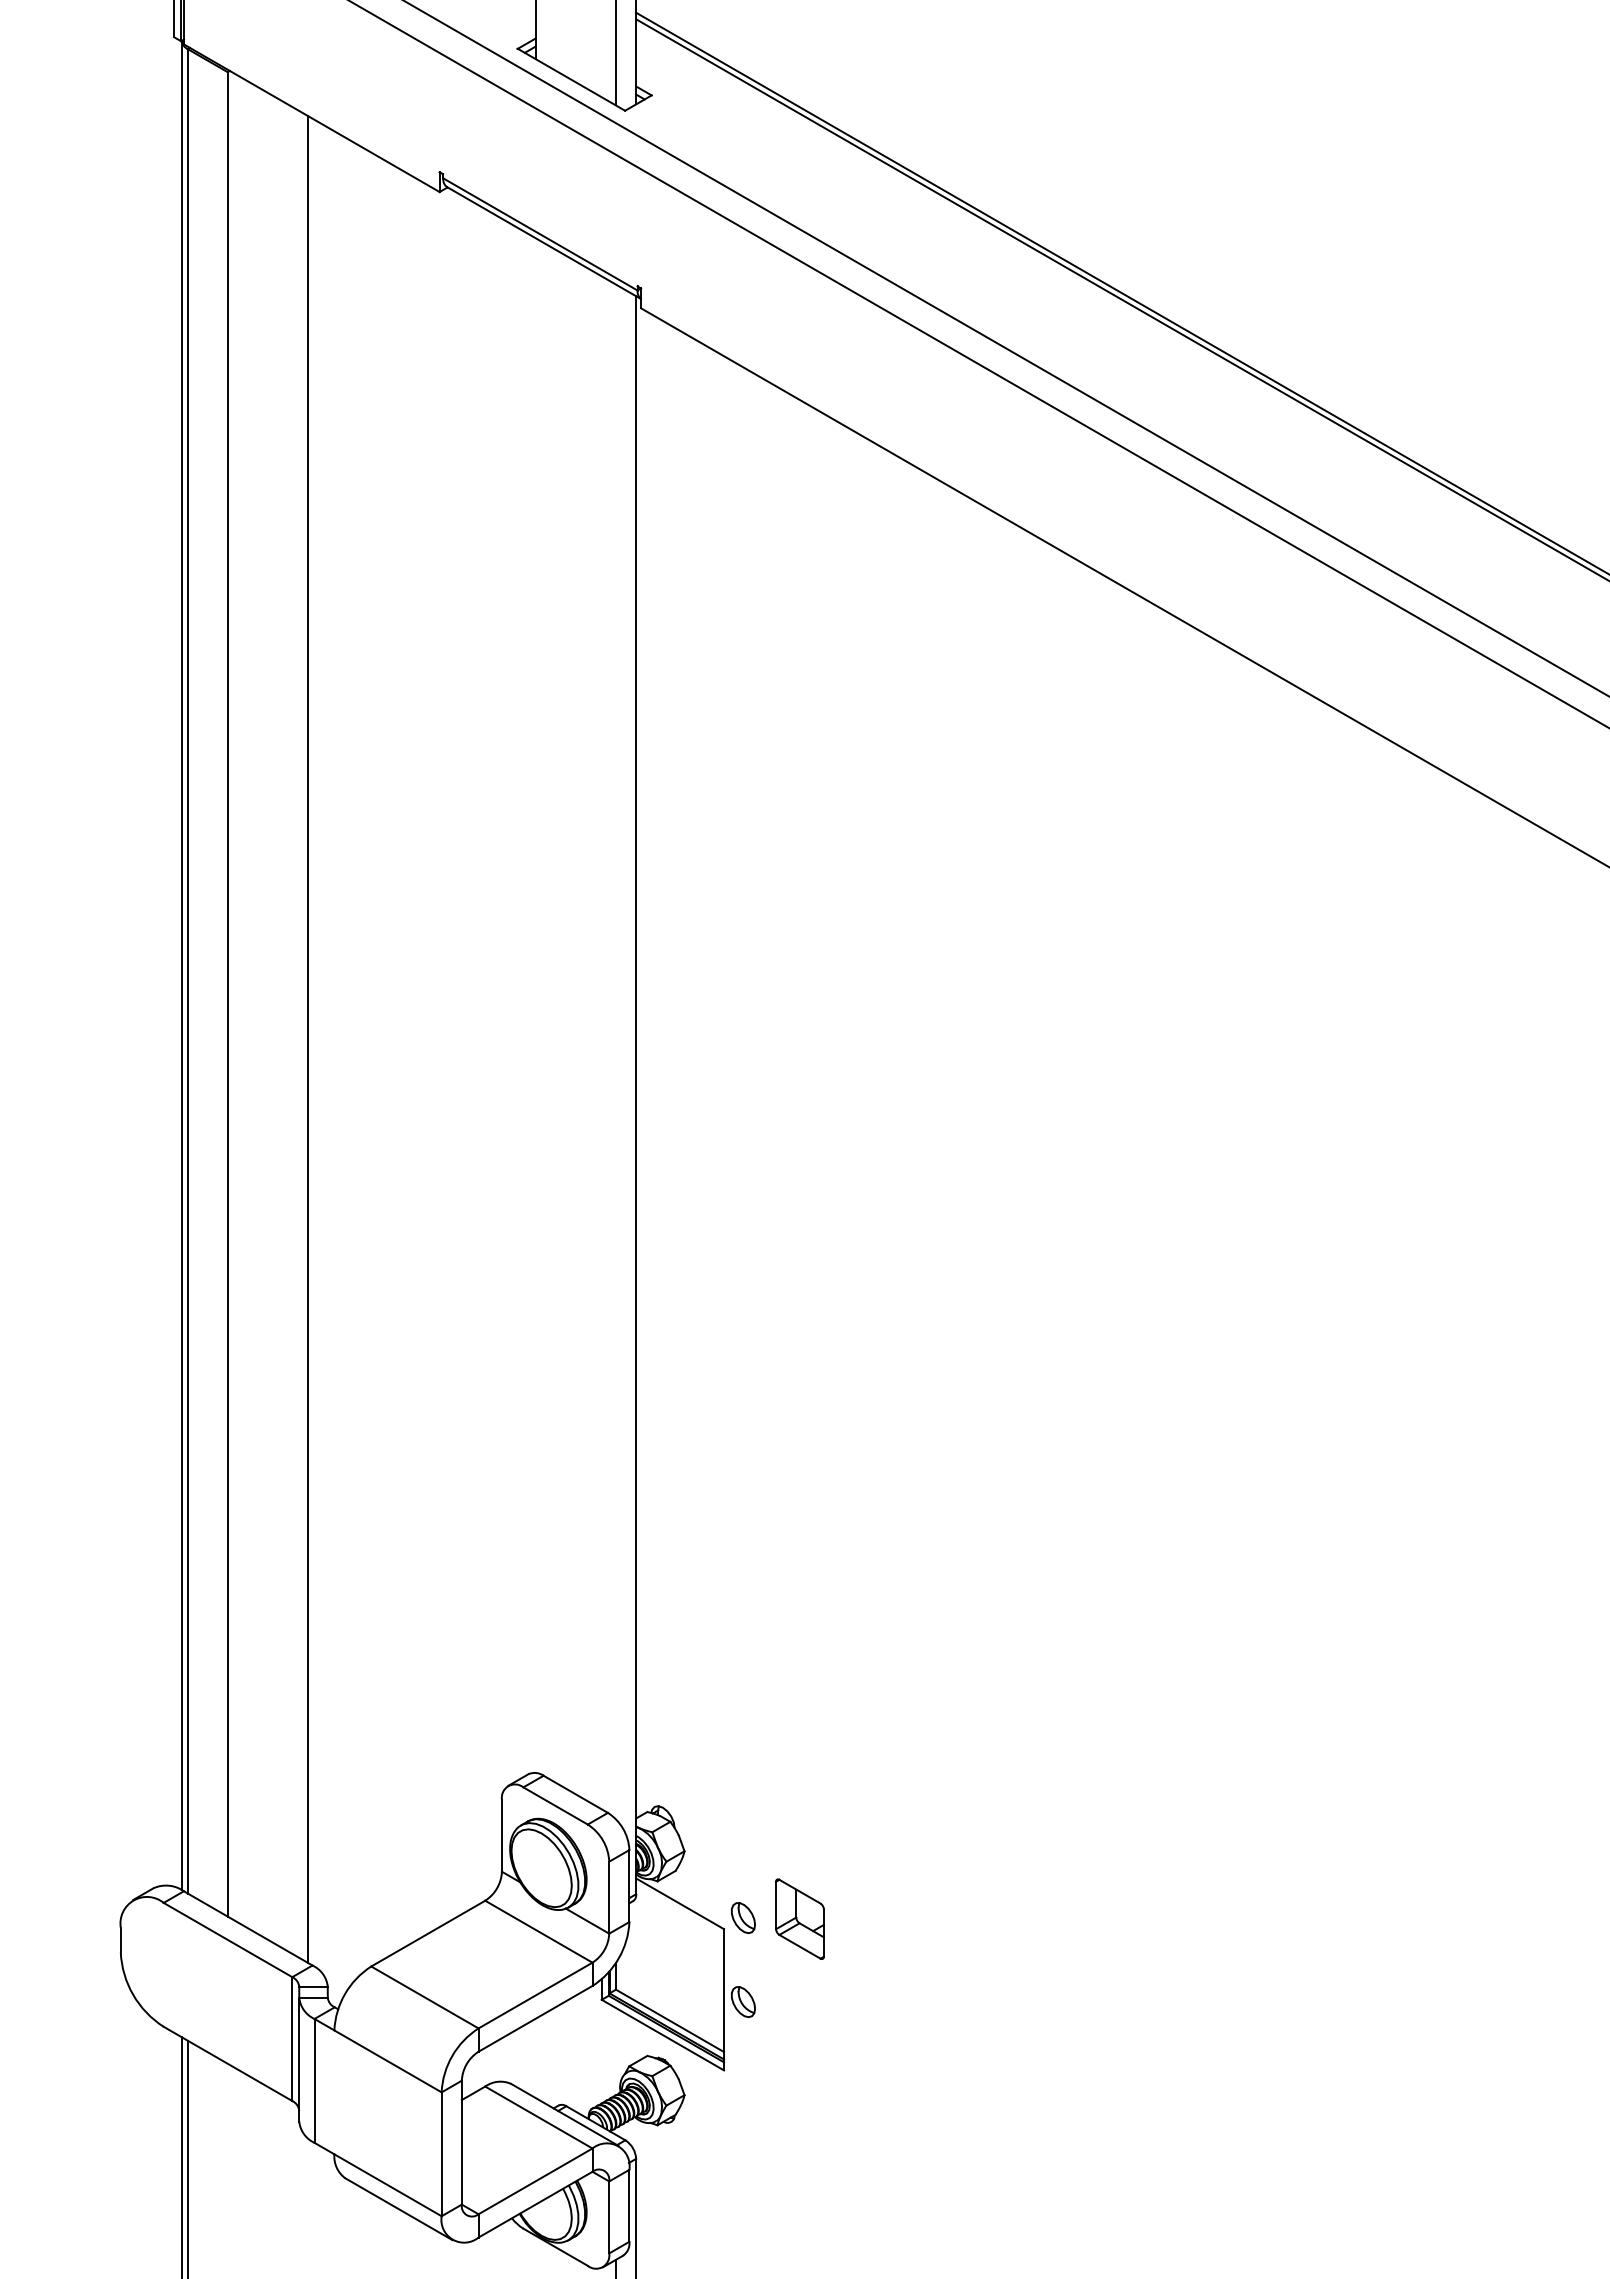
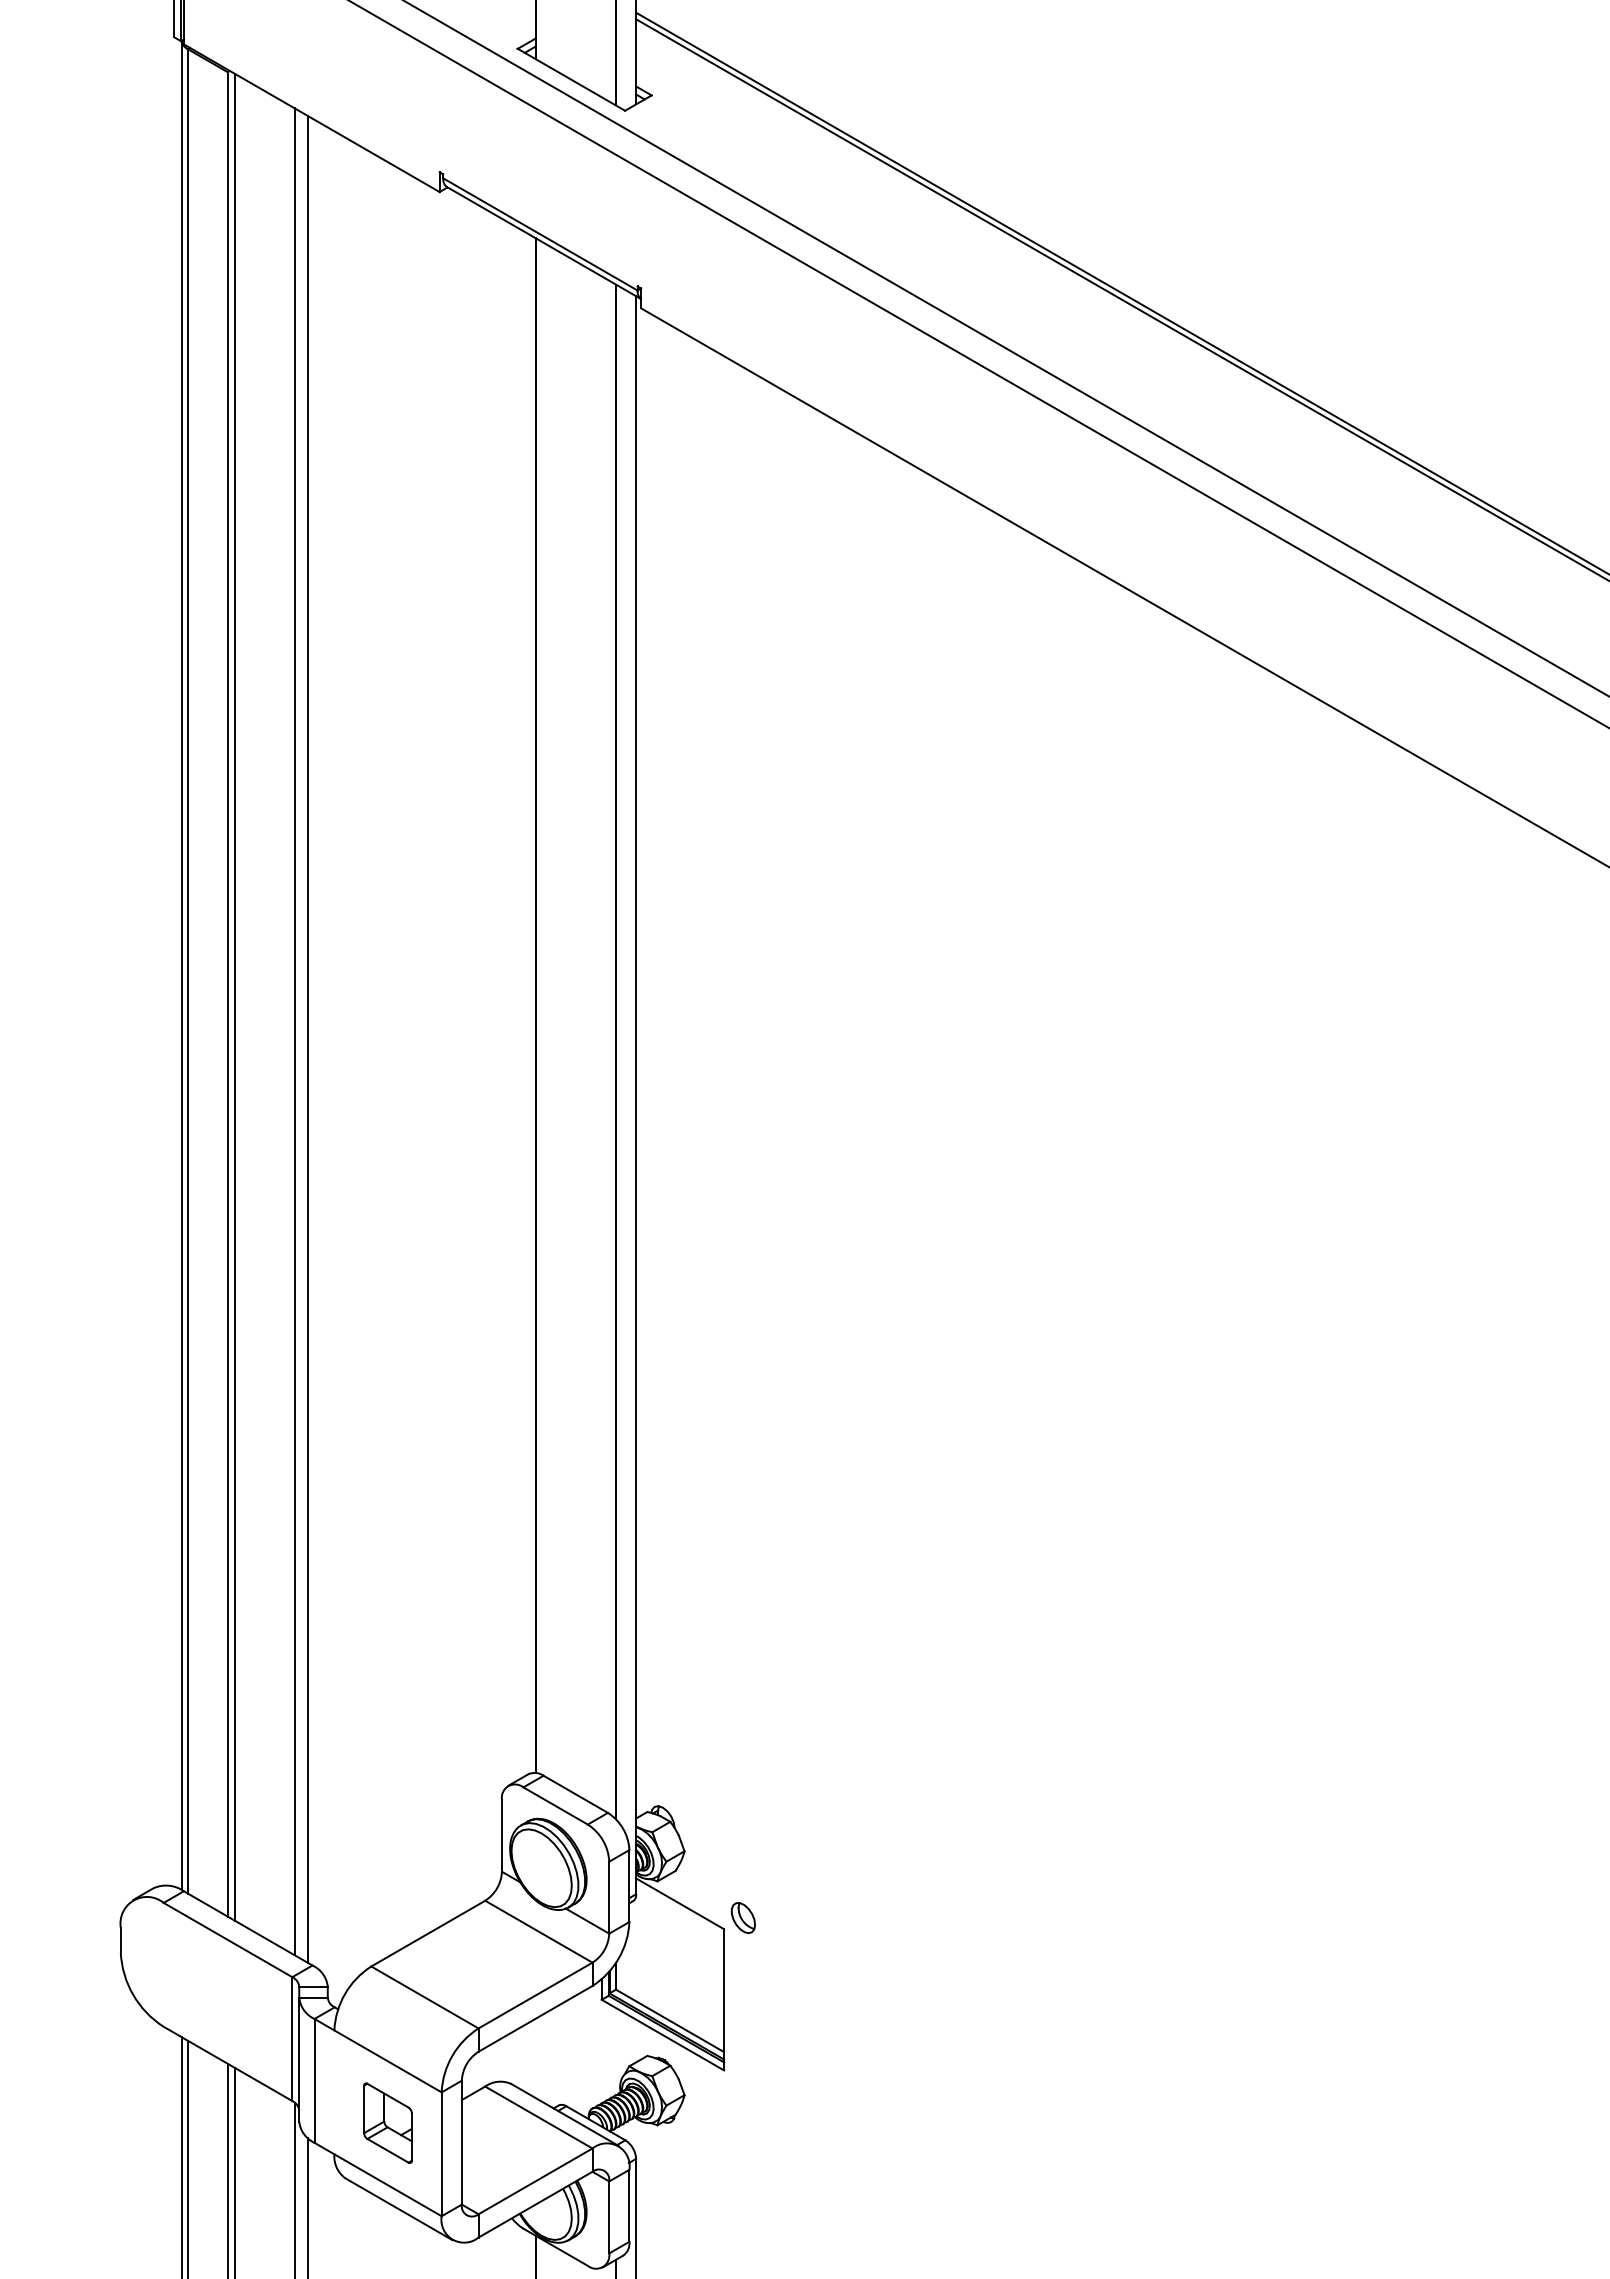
line: none -> present (234, 996)
line: none -> present (535, 1005)
line: none -> present (294, 1031)
line: none -> present (616, 1051)
part position: (799, 1918) -> (387, 2122) (387, 2122)
part: present -> none (743, 2002)
line: none -> present (227, 2169)
line: none -> present (234, 2171)
line: none -> present (294, 2188)
line: none -> present (308, 2206)
line: none -> present (535, 2255)
